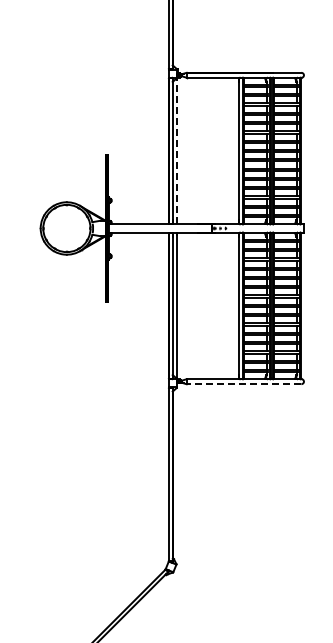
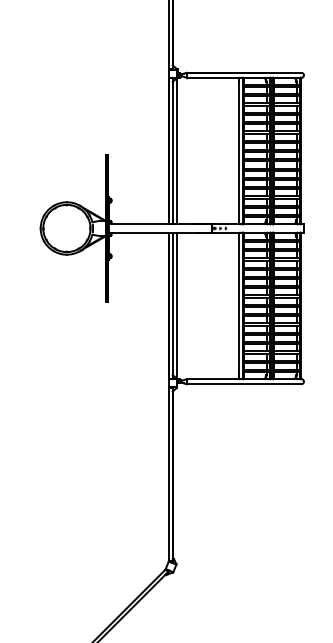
line: dashed -> solid (177, 150)
line: dashed -> solid (243, 384)
